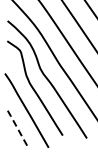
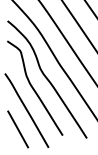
line: dashed -> solid (18, 129)
